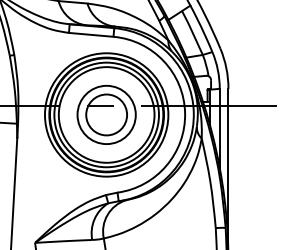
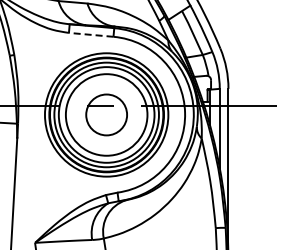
line: solid -> dashed (90, 34)
circle diameter: 58 px -> 82 px (106, 114)
